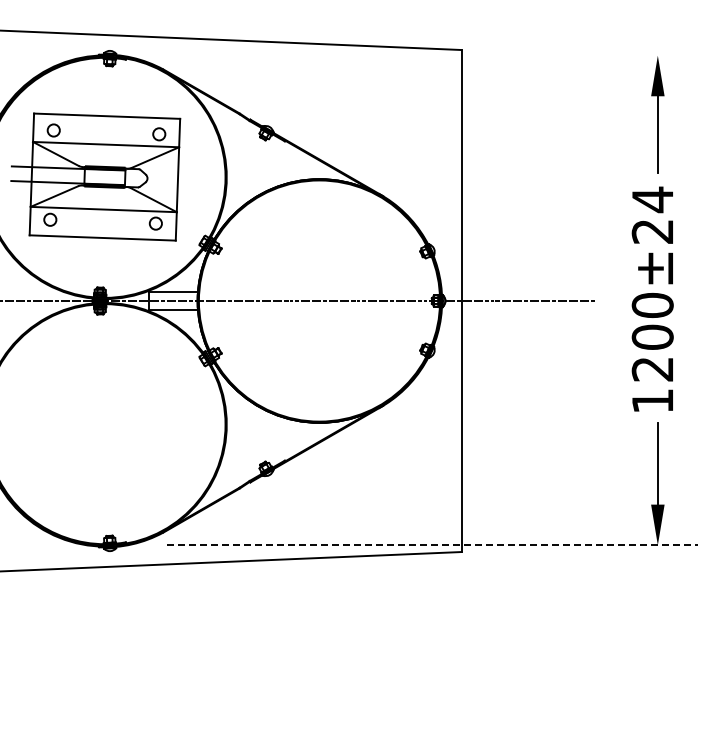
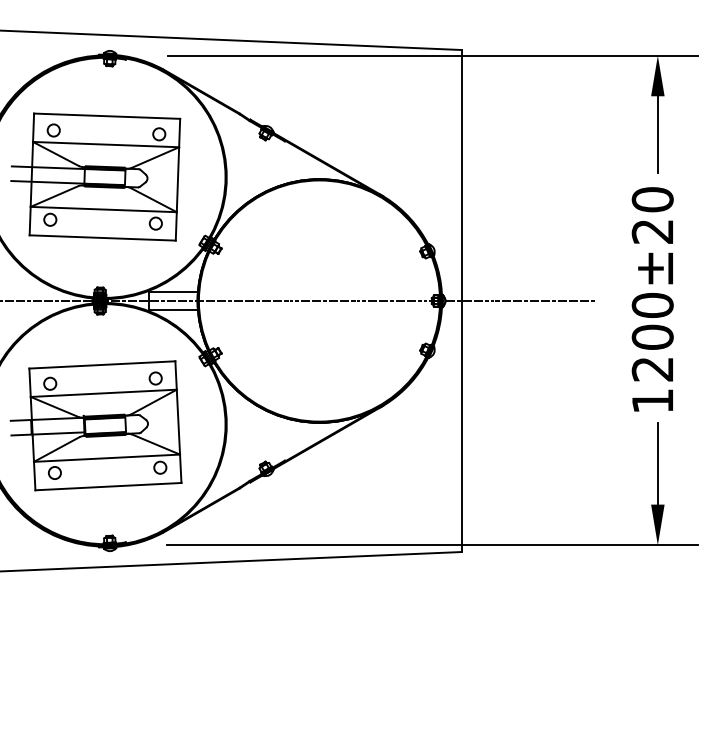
line: none -> present (432, 55)
text: 1200±24 -> 1200±20 (652, 199)
part: none -> present (95, 425)
line: dashed -> solid (432, 545)
